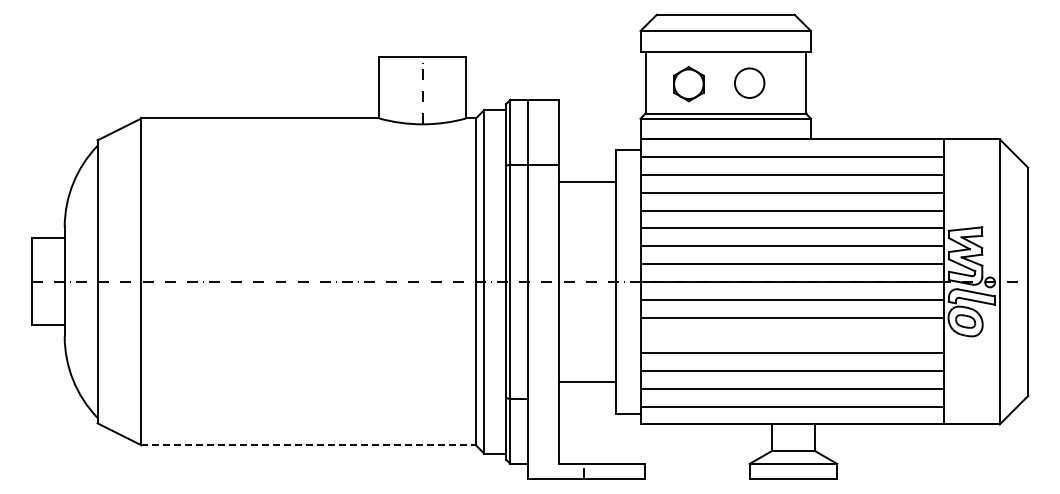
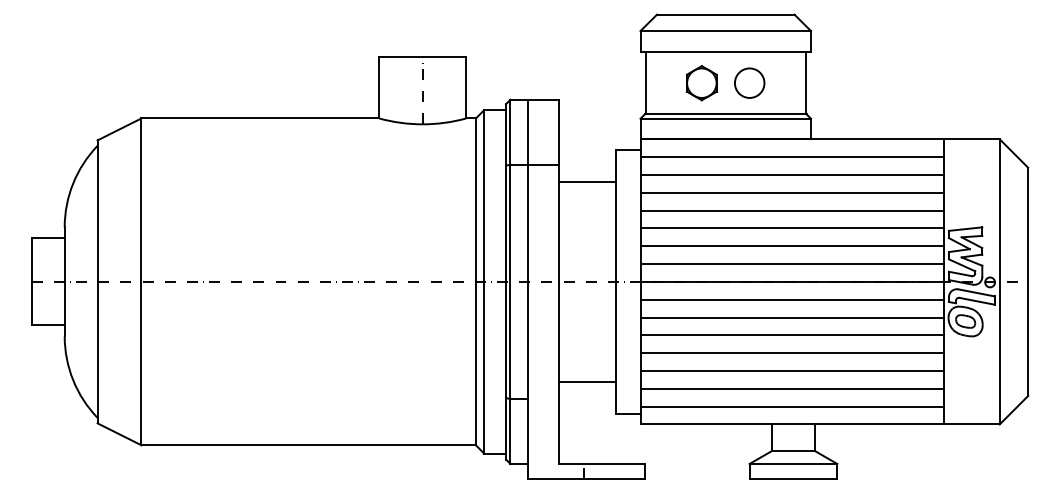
part position: (688, 84) -> (701, 83) (701, 83)
line: none -> present (791, 335)
line: dashed -> solid (309, 445)
